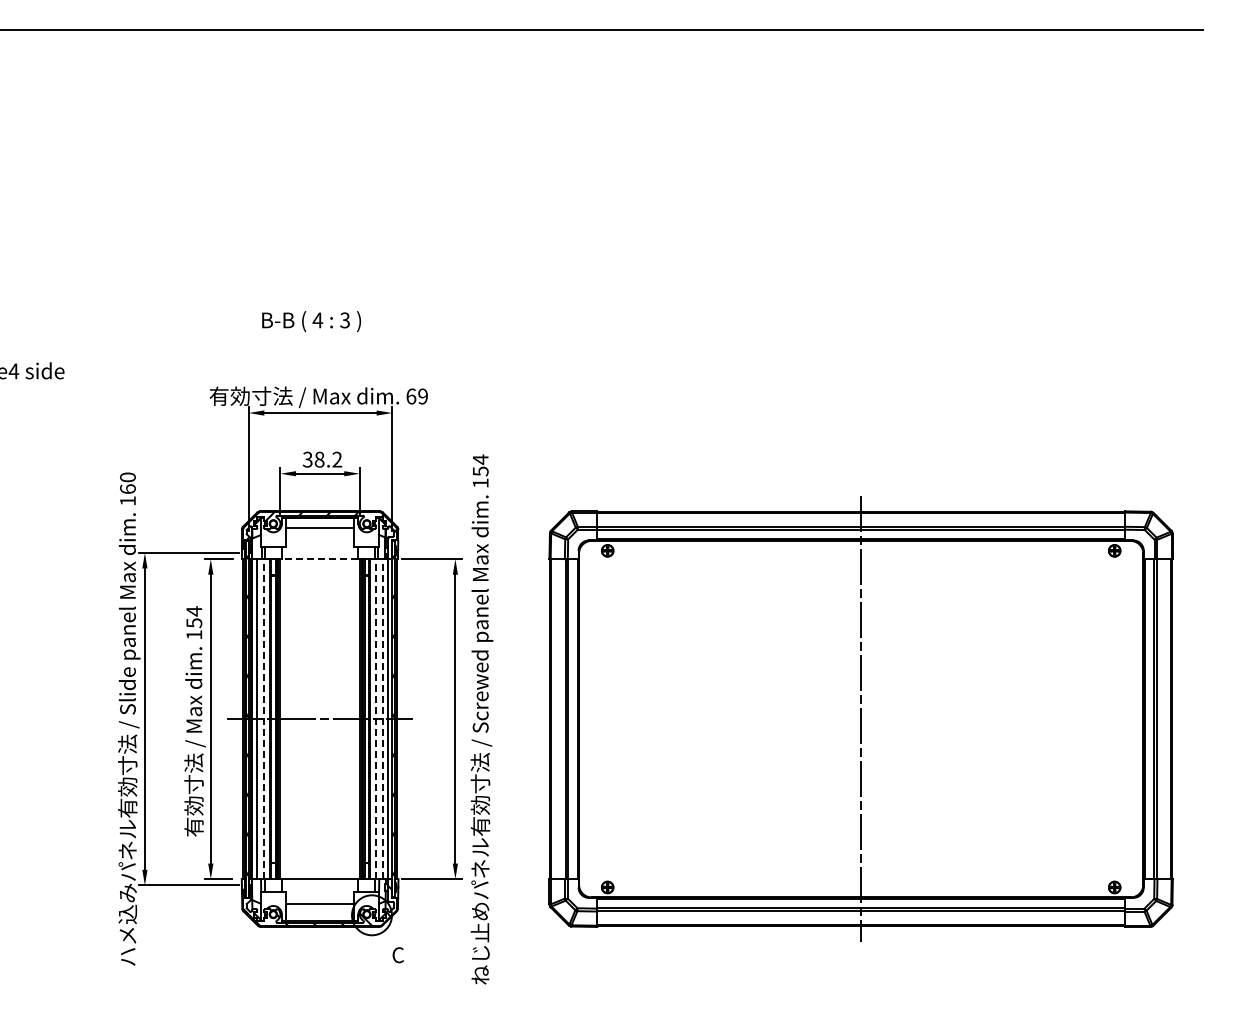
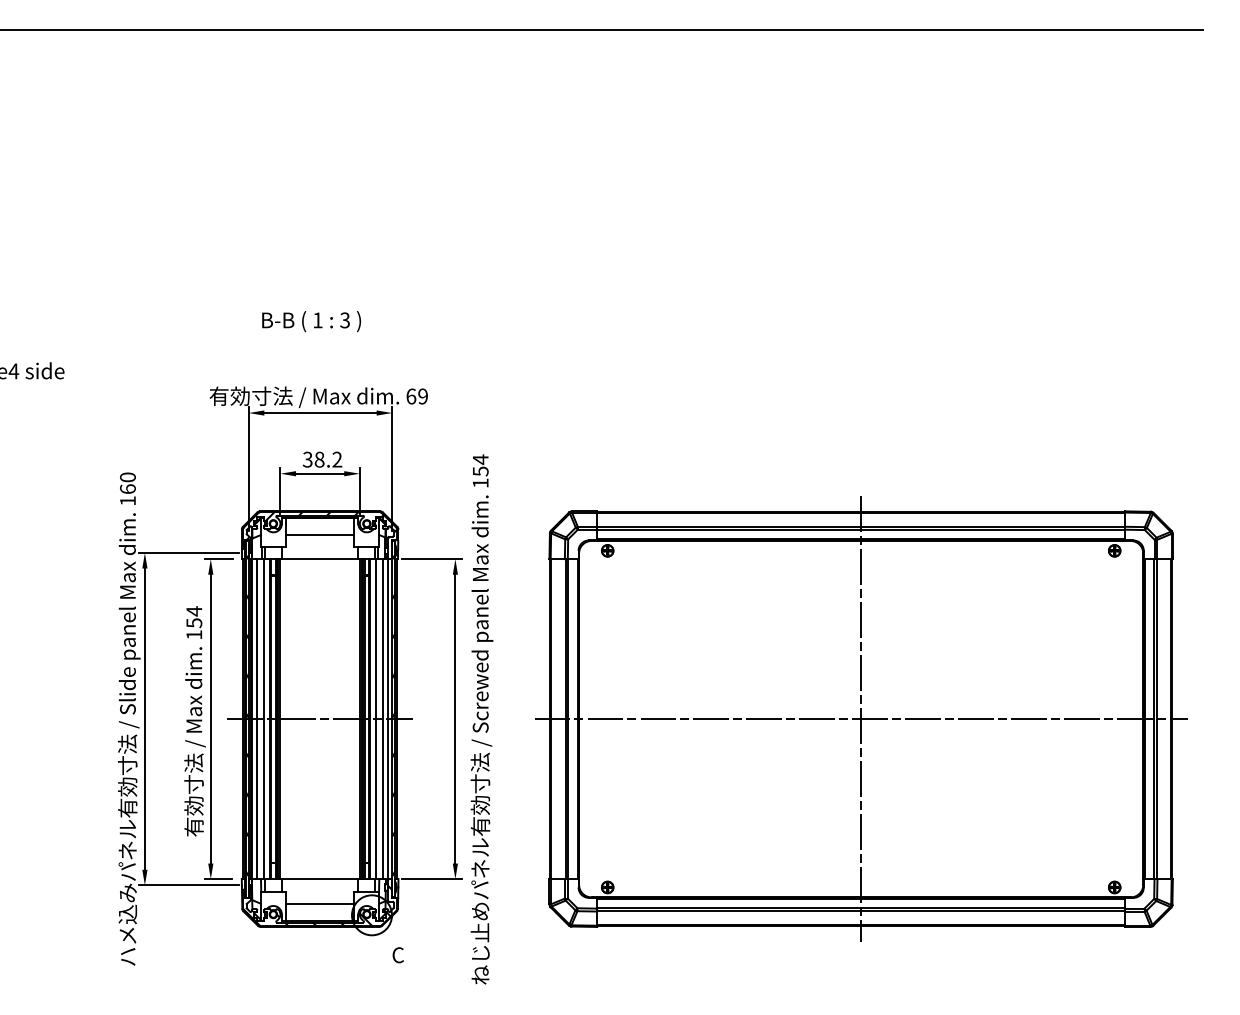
text: 4 -> 1 (317, 320)
line position: (319, 527) -> (319, 534) (319, 534)
line: dashed -> solid (319, 559)
line: dashed -> solid (264, 718)
line: dashed -> solid (375, 718)
line: dashed -> solid (382, 718)
line: none -> present (860, 719)
